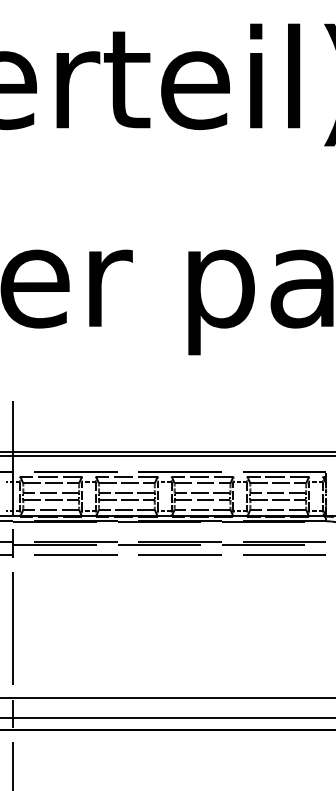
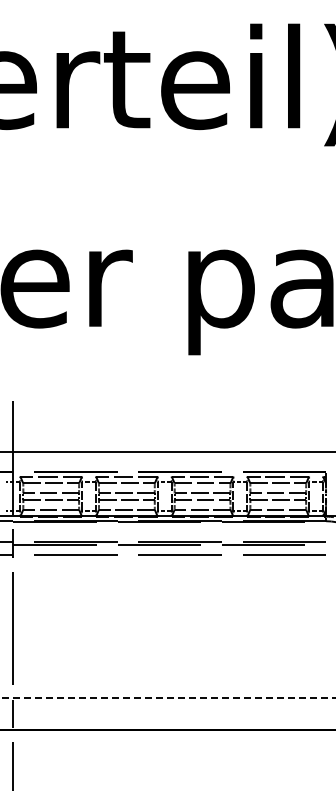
line: present -> none (167, 455)
line: solid -> dashed (168, 698)
line: present -> none (167, 718)
